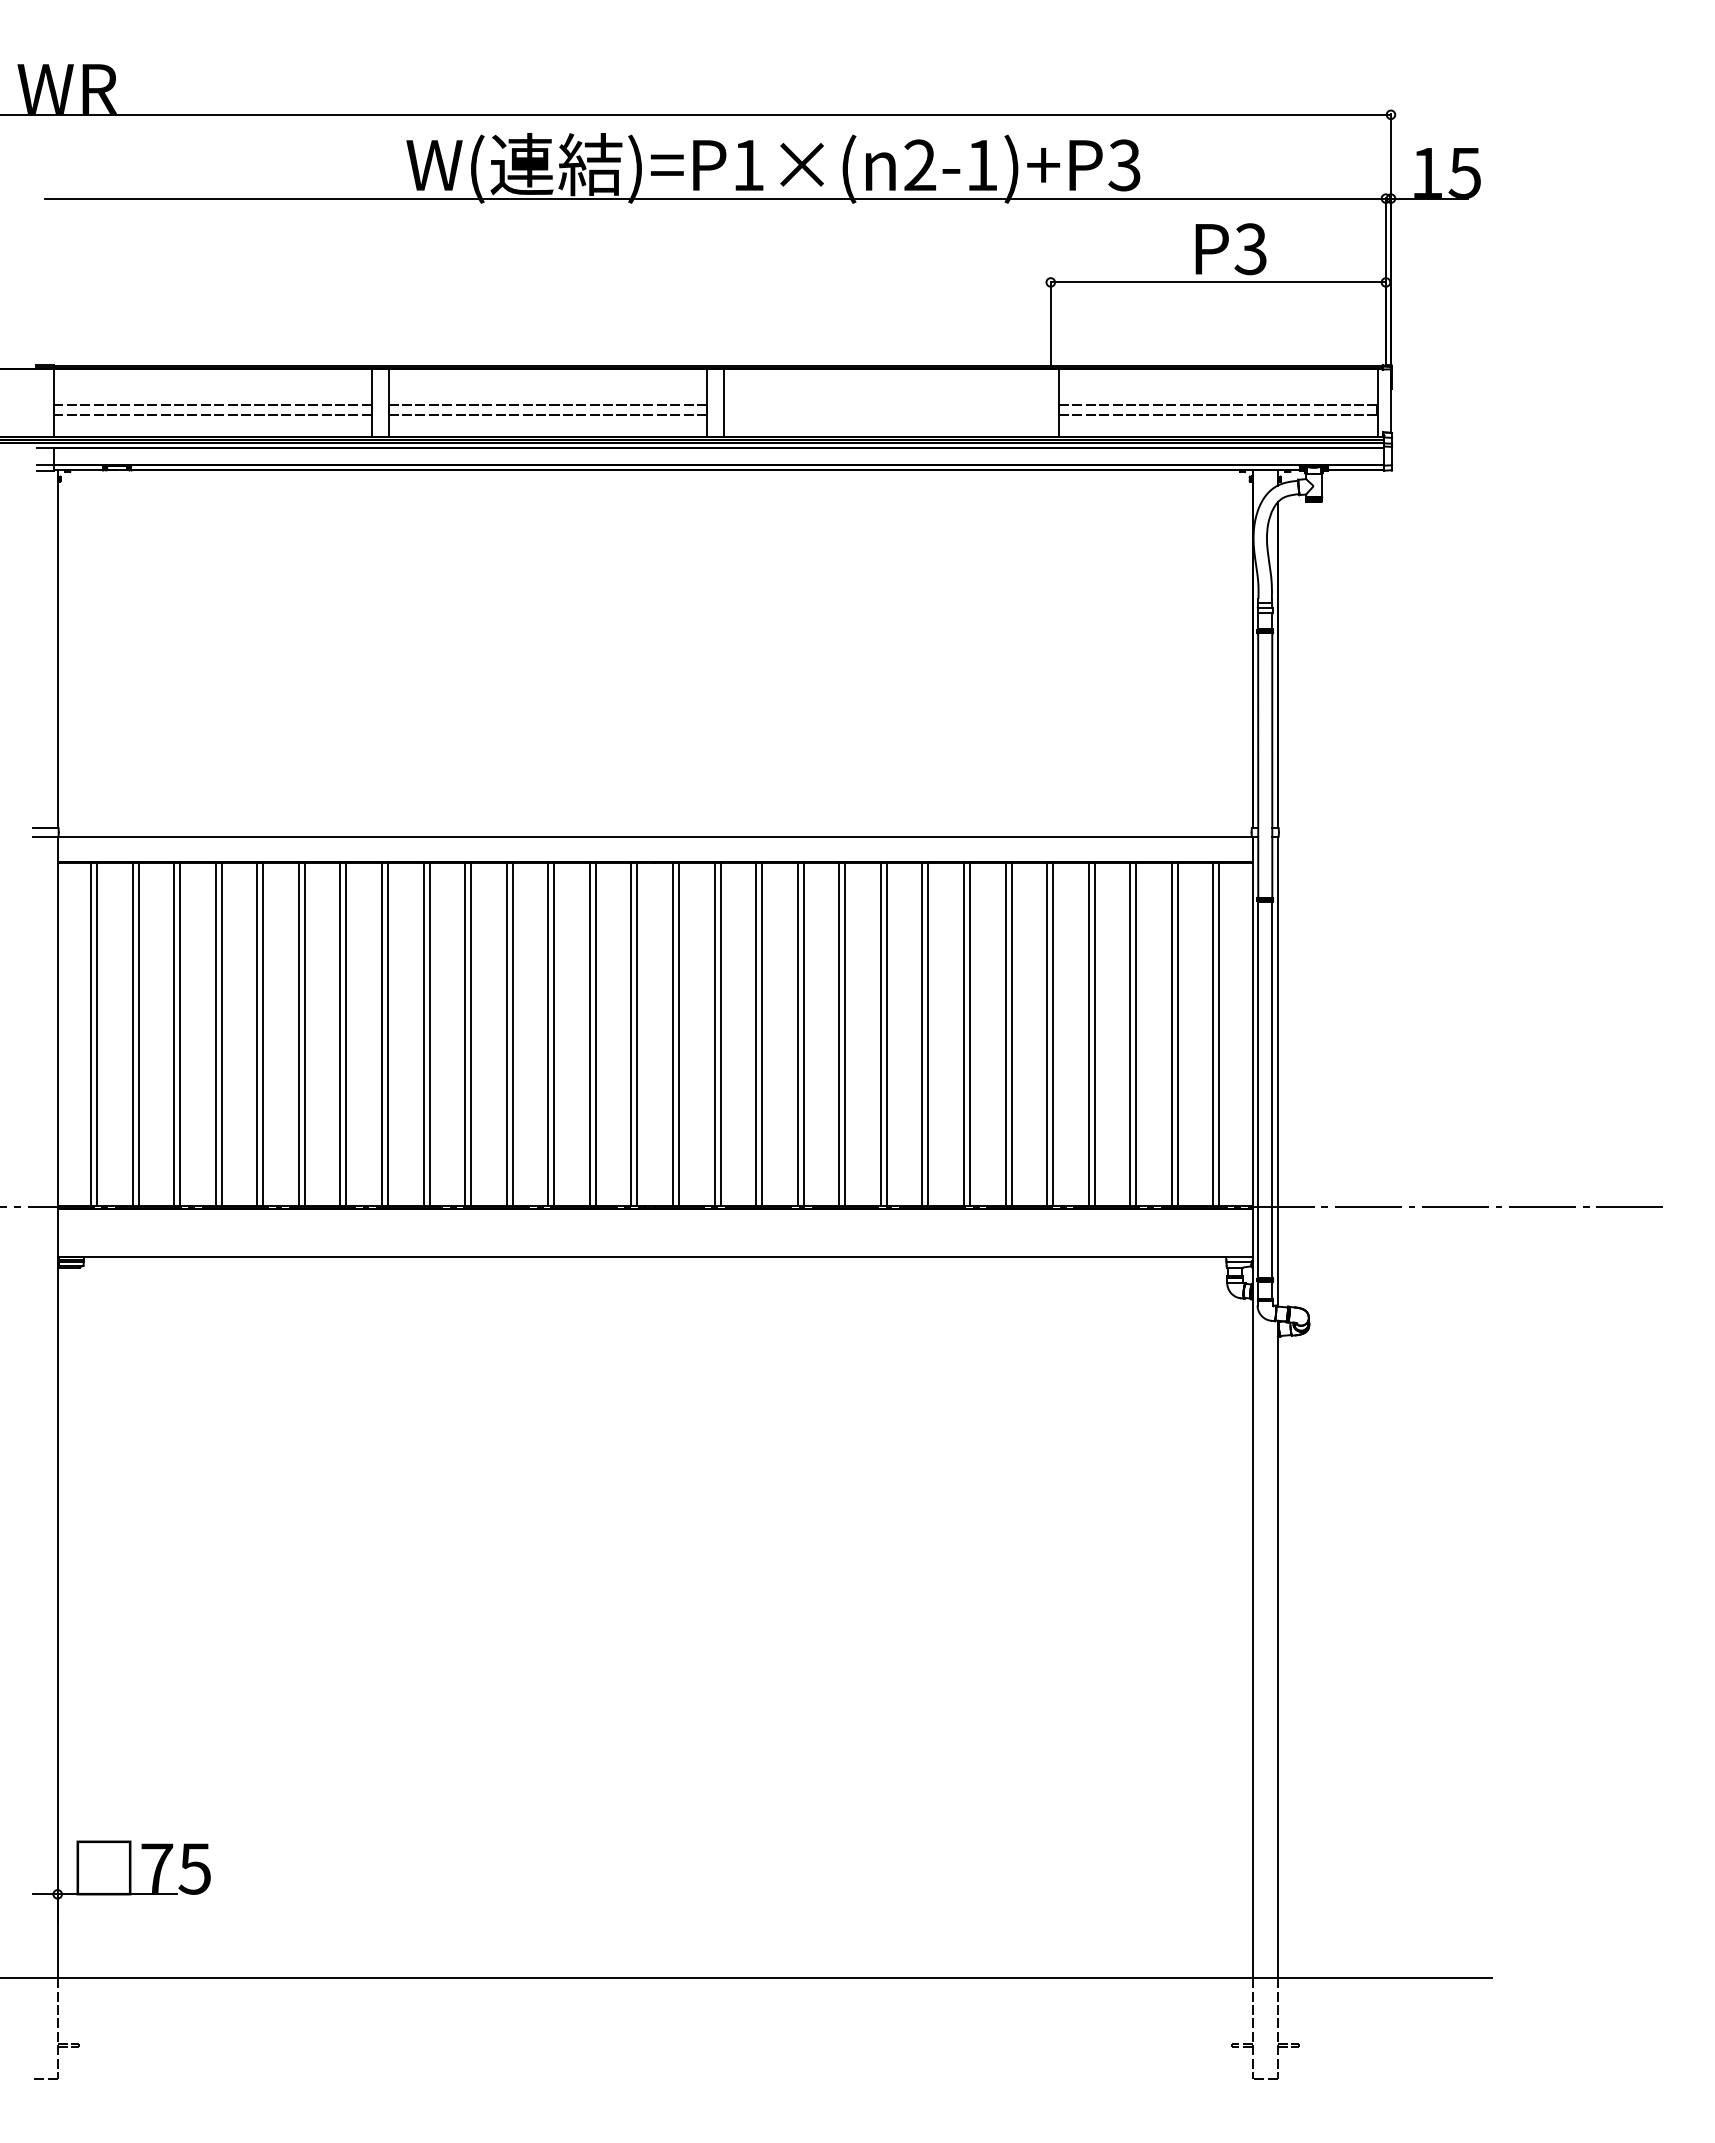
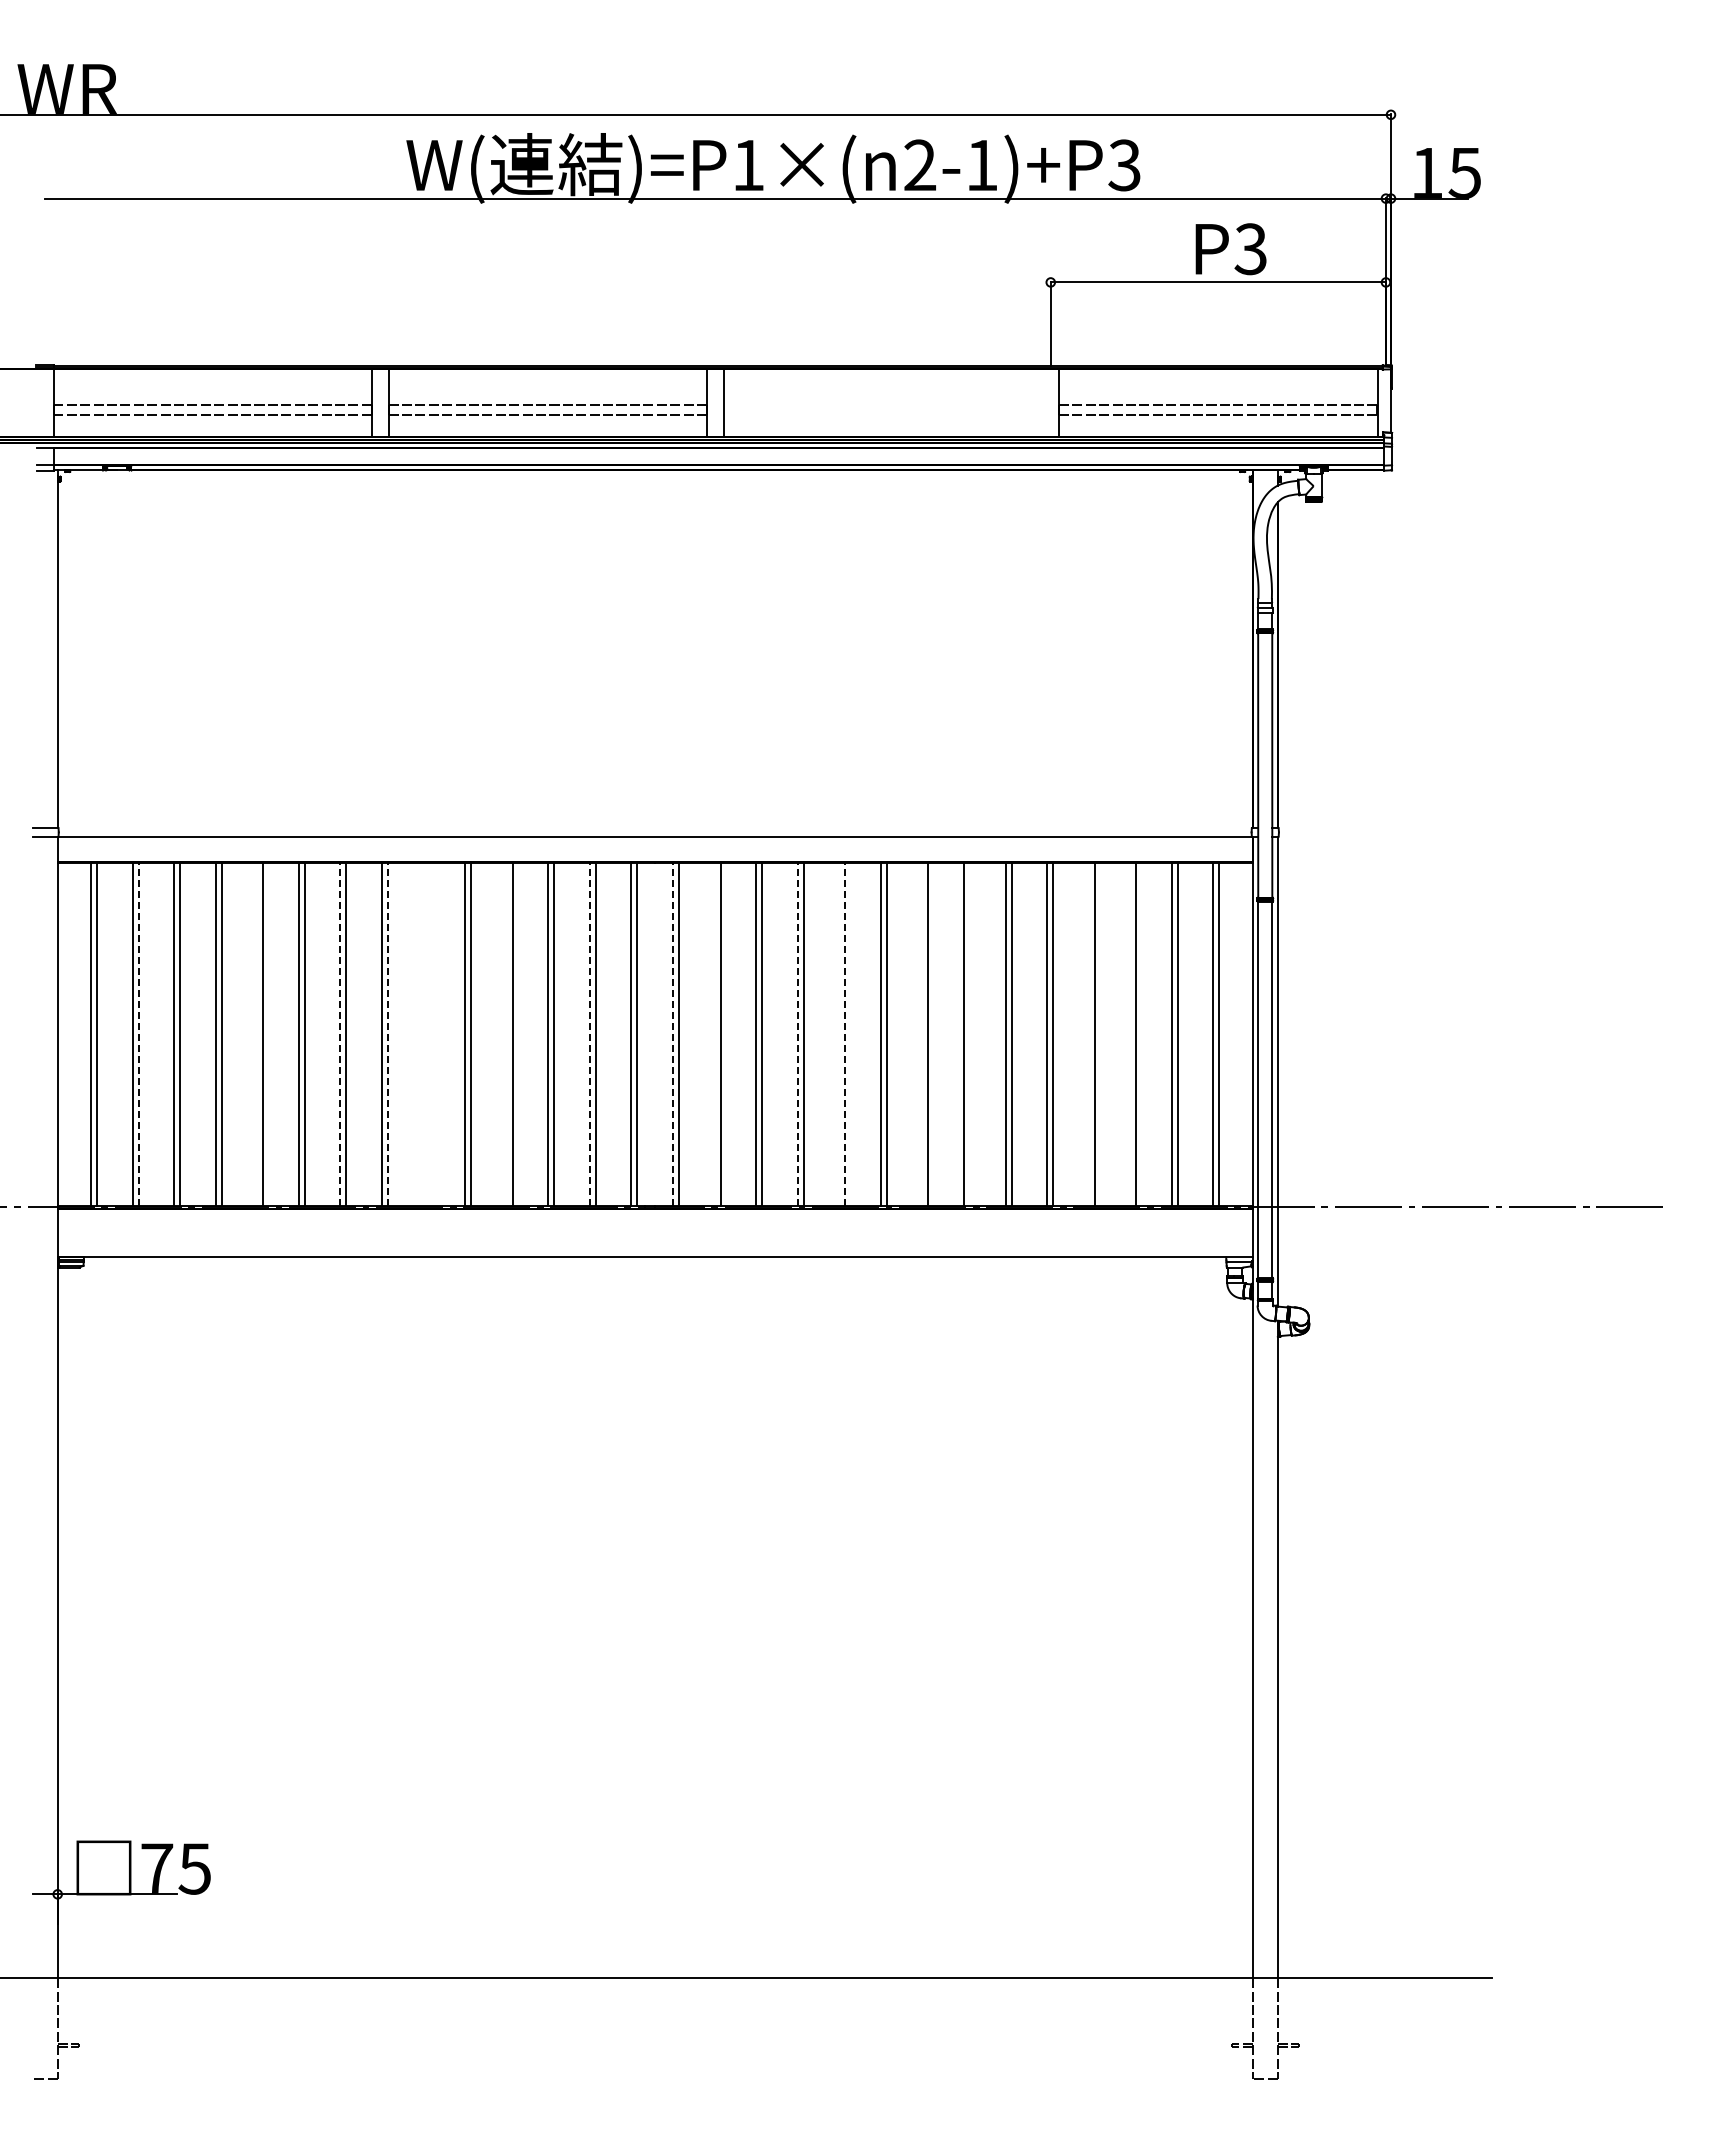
line: solid -> dashed (138, 1034)
line: present -> none (257, 1034)
line: solid -> dashed (340, 1034)
line: solid -> dashed (388, 1034)
line: present -> none (423, 1034)
line: present -> none (429, 1034)
line: present -> none (506, 1034)
line: solid -> dashed (589, 1034)
line: solid -> dashed (672, 1034)
line: present -> none (714, 1034)
line: solid -> dashed (797, 1034)
line: present -> none (839, 1034)
line: solid -> dashed (845, 1034)
line: present -> none (922, 1034)
line: present -> none (969, 1034)
line: present -> none (1088, 1034)
line: present -> none (1130, 1034)
